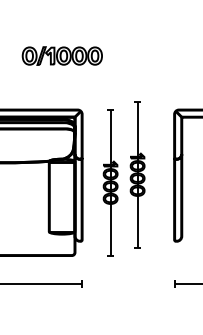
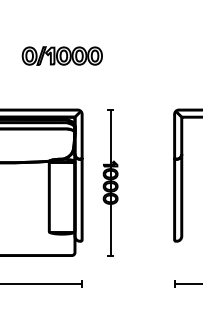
part: present -> none (137, 174)
